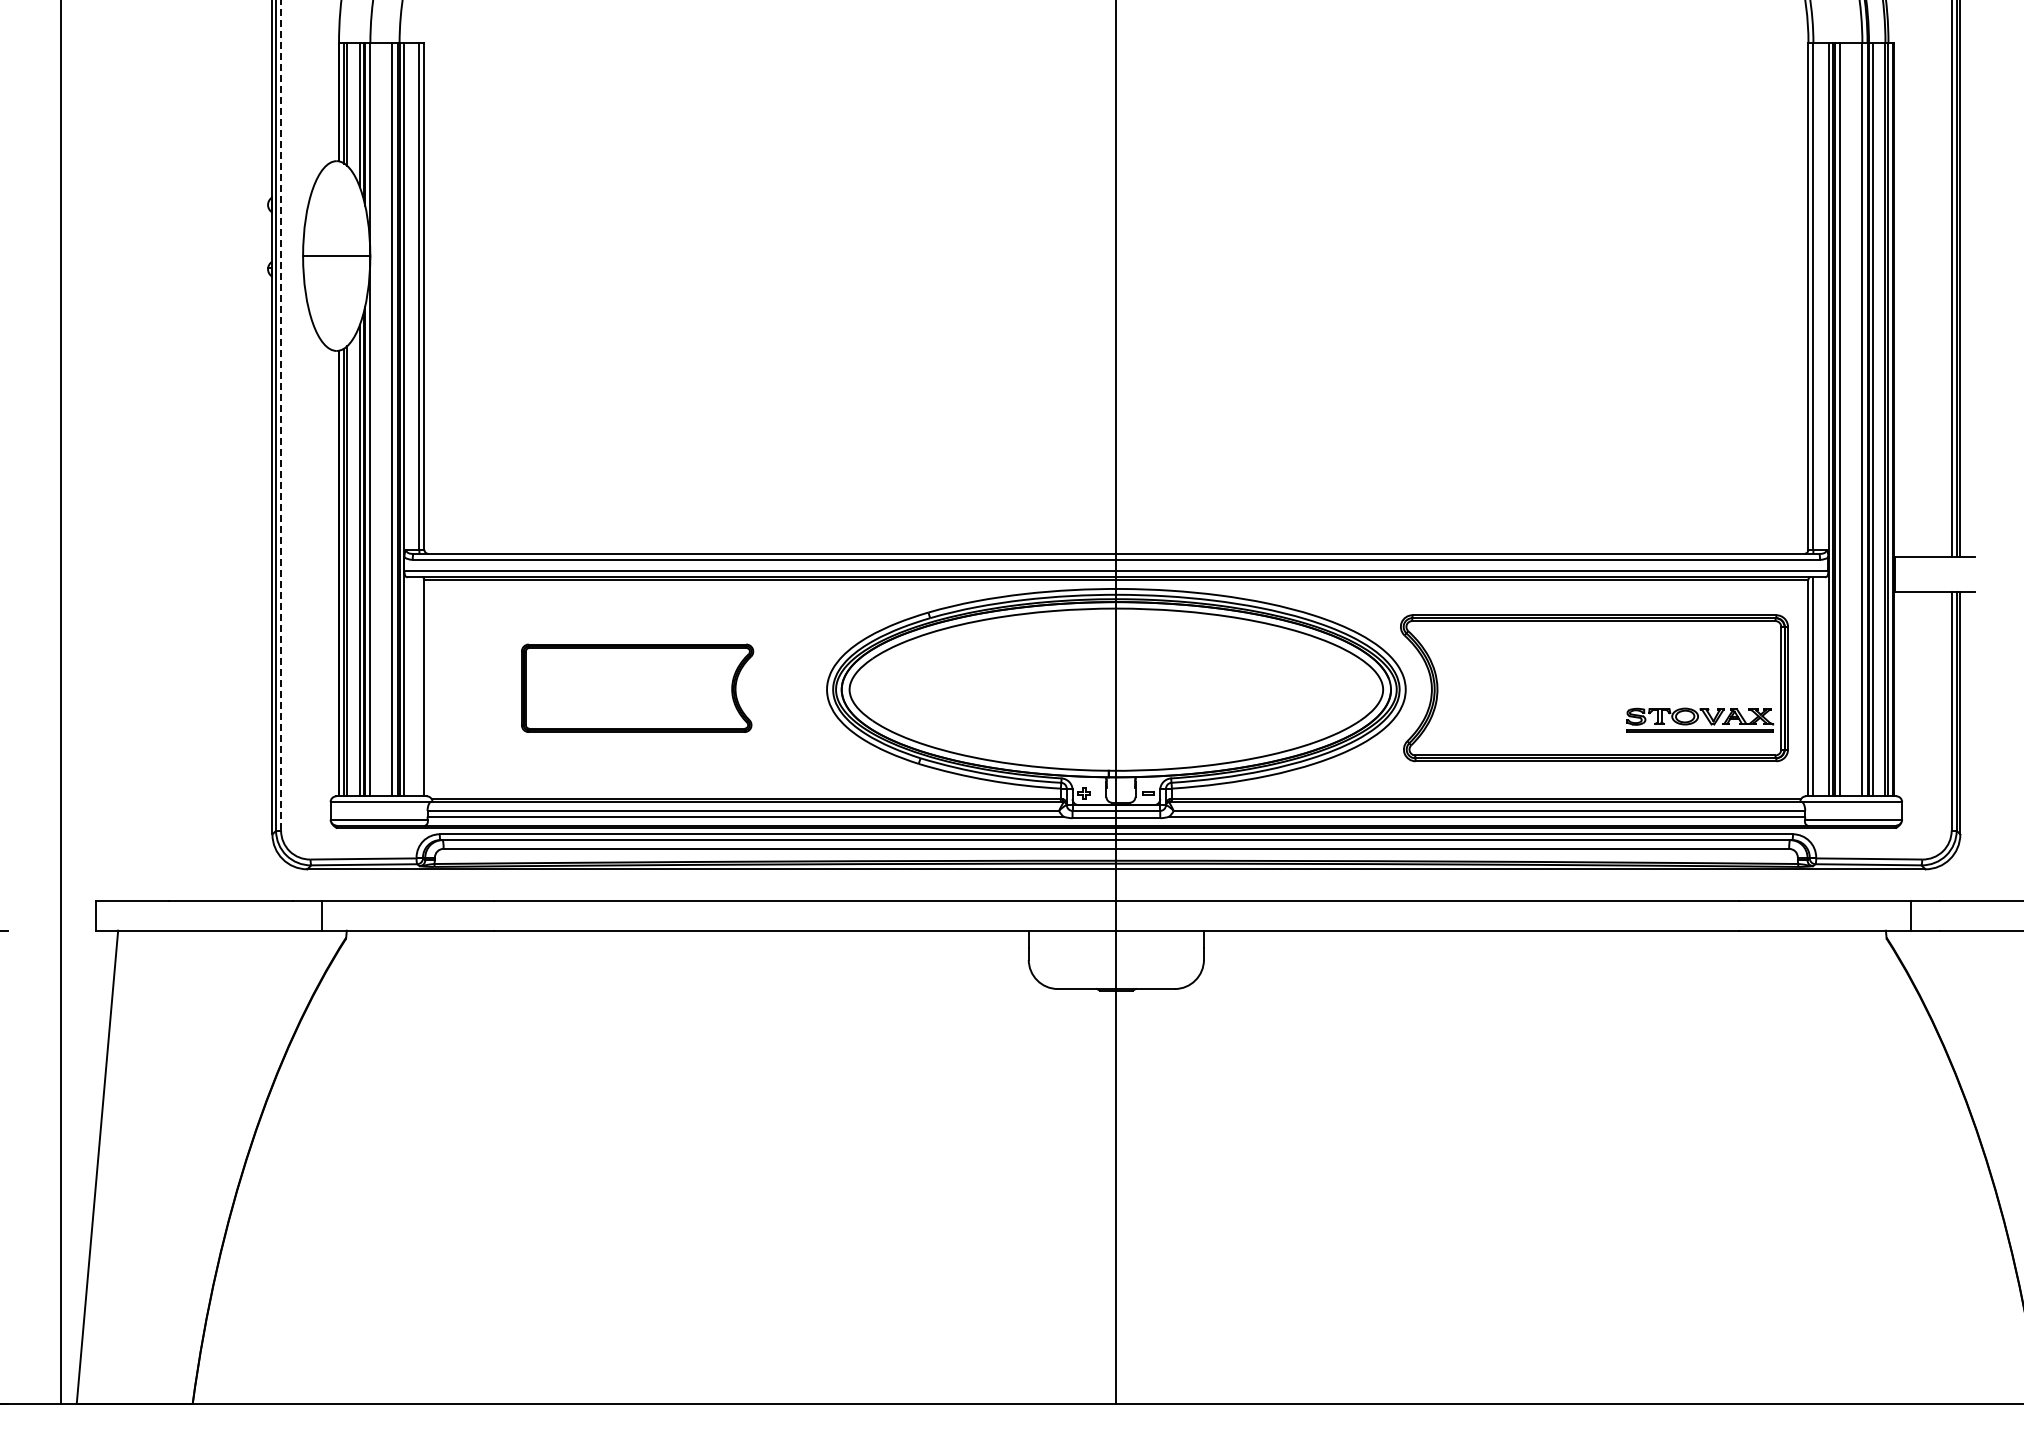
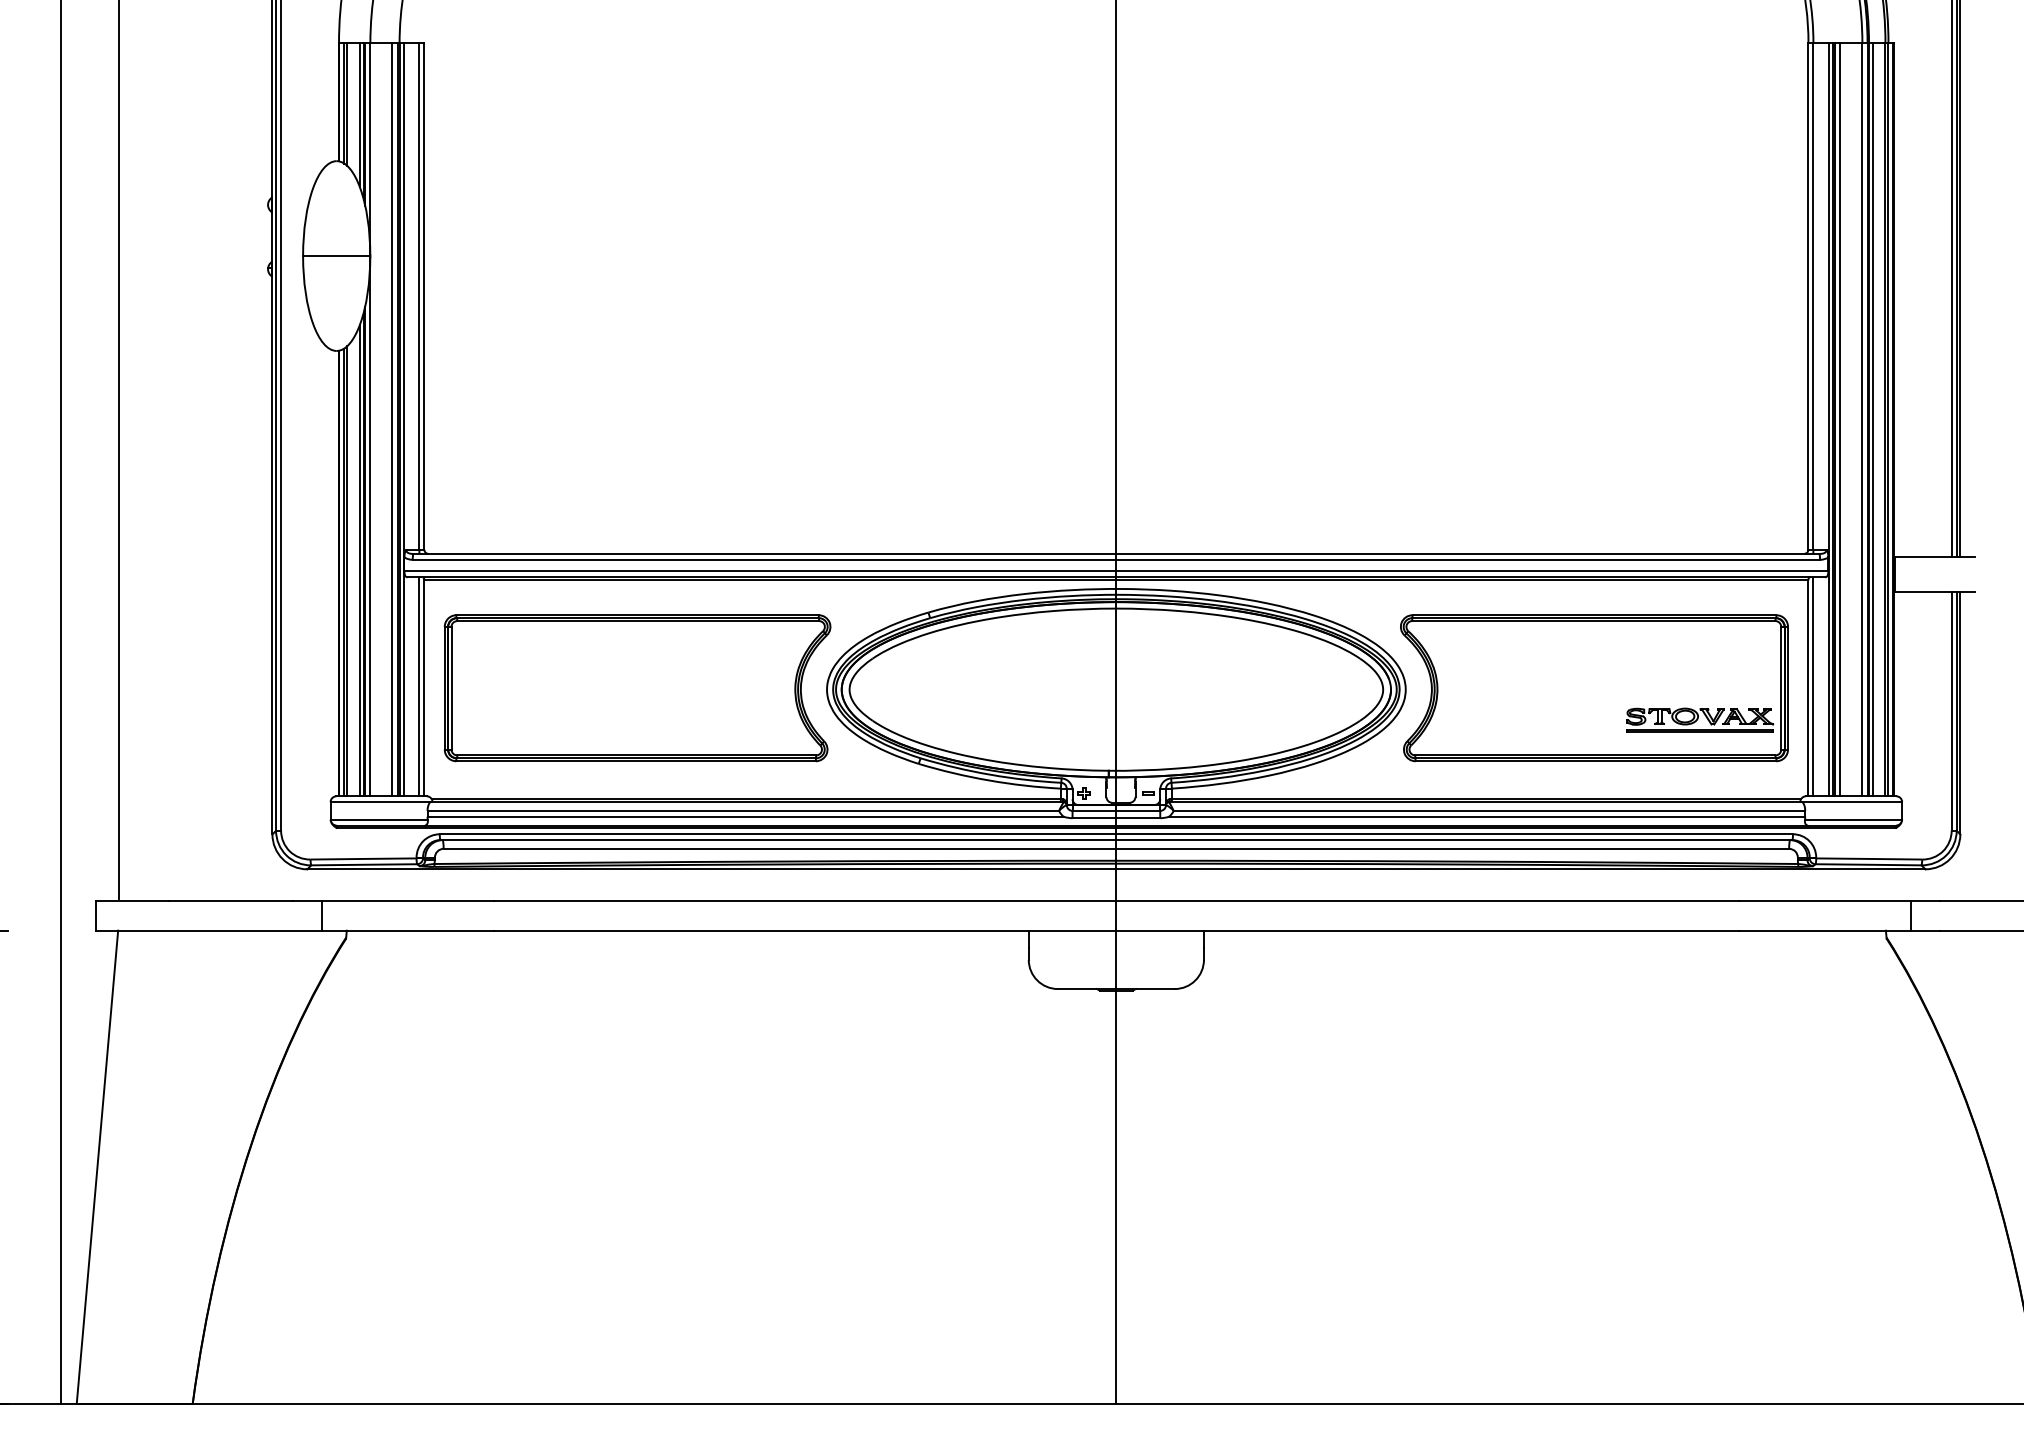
line: dashed -> solid (281, 416)
line: none -> present (119, 450)
line: none -> present (419, 686)
part size: 234x90 px -> 389x149 px (637, 688)
